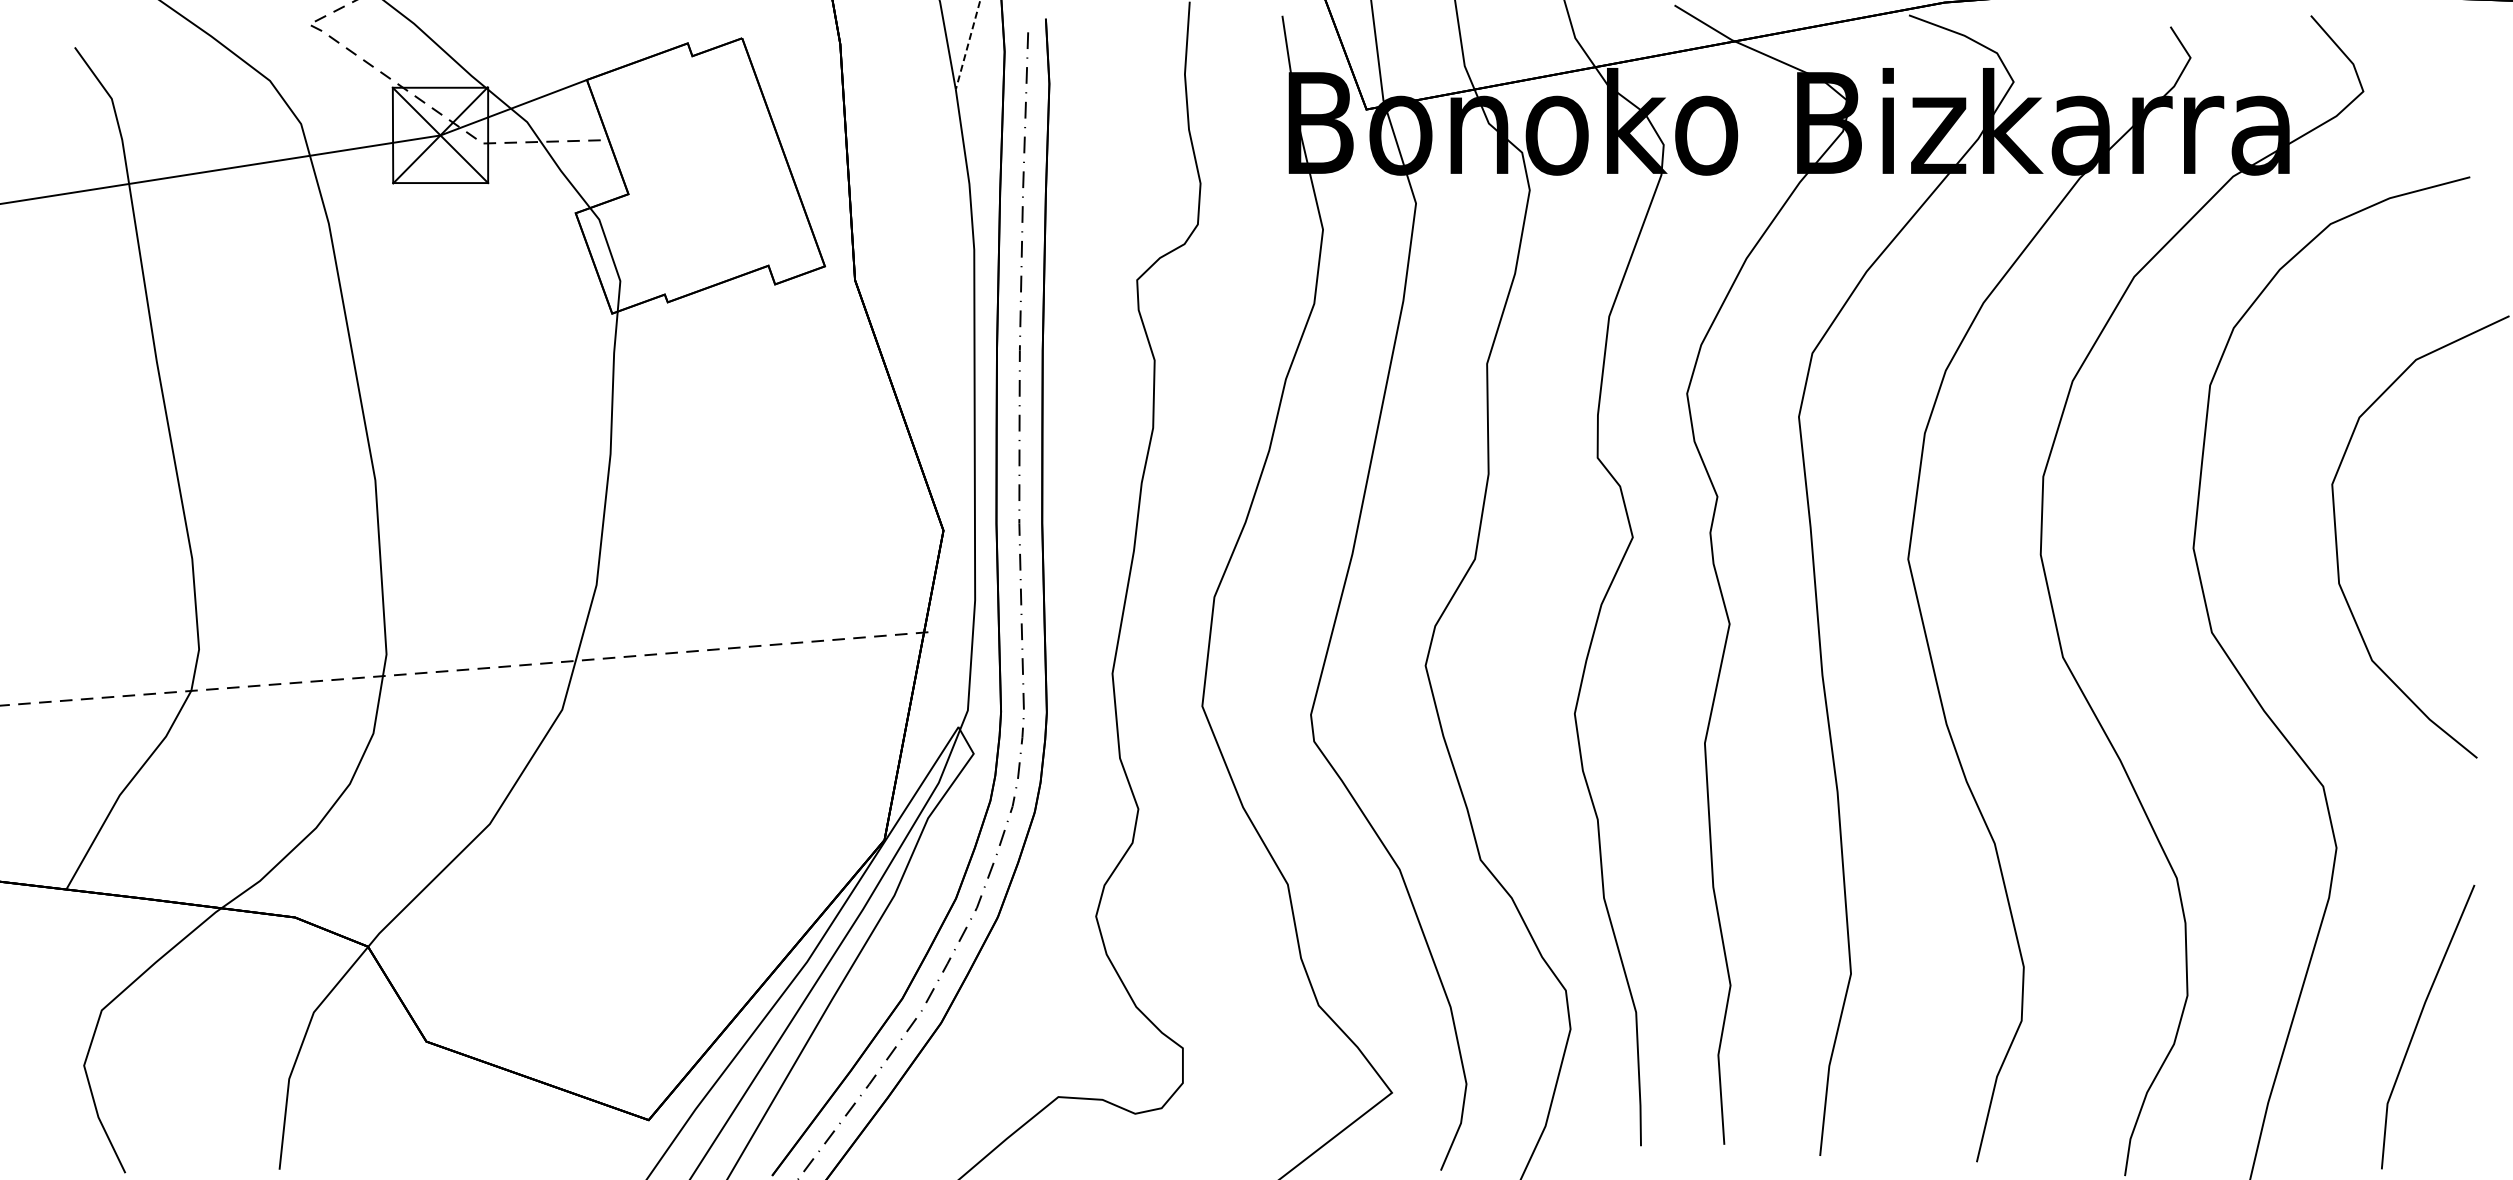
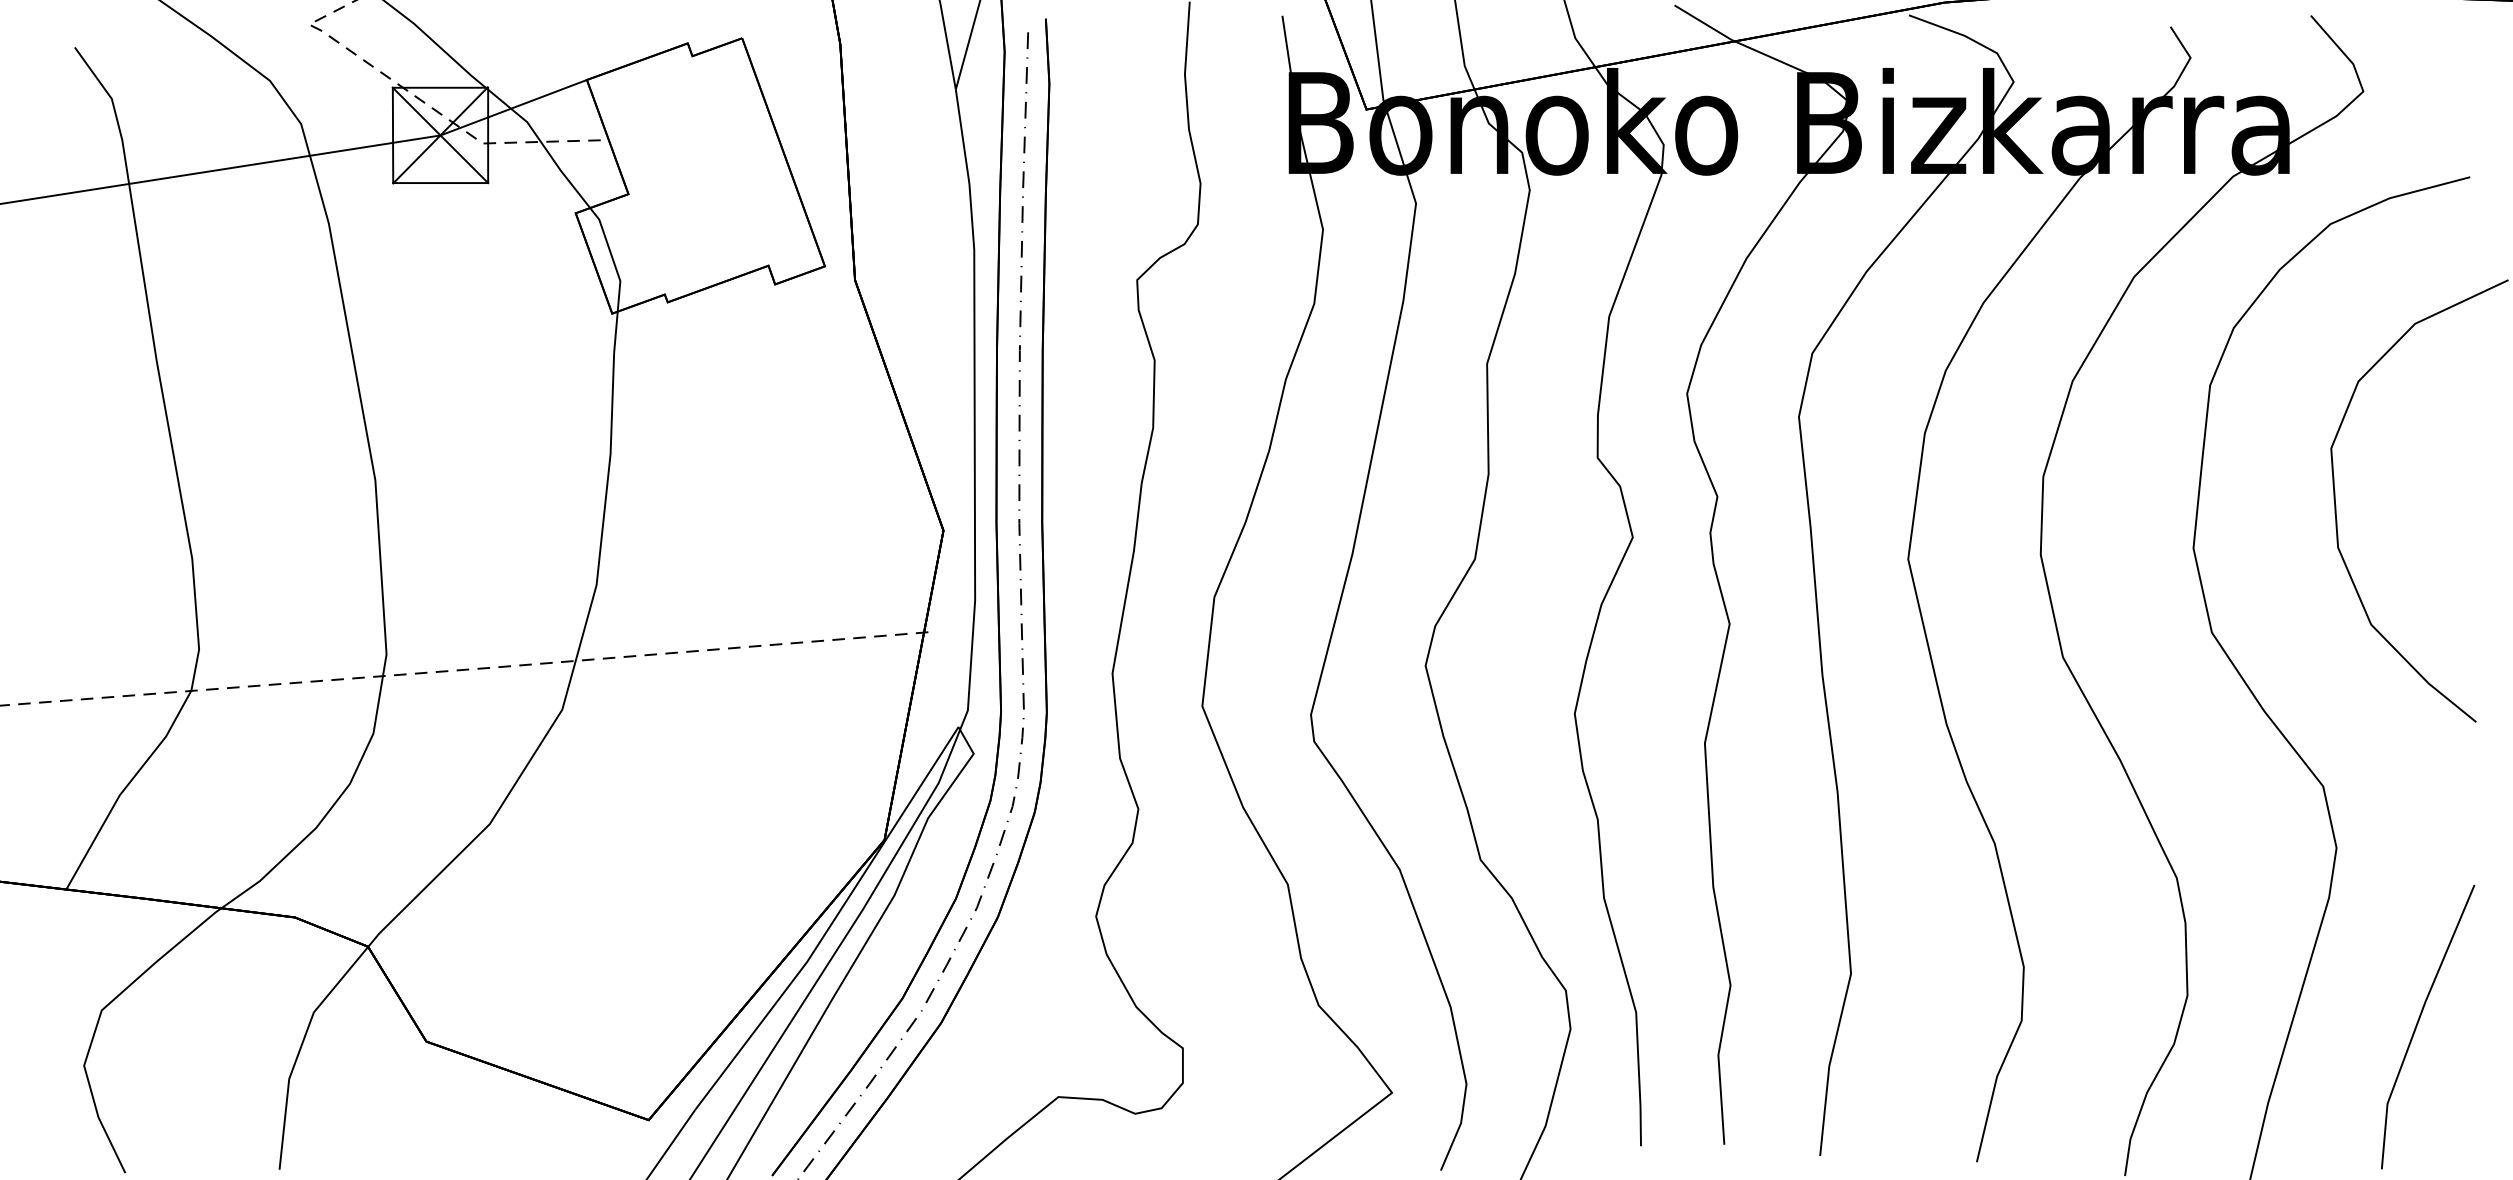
line: dashed -> solid (967, 45)
curve position: (2337, 541) -> (2336, 505) (2336, 505)
